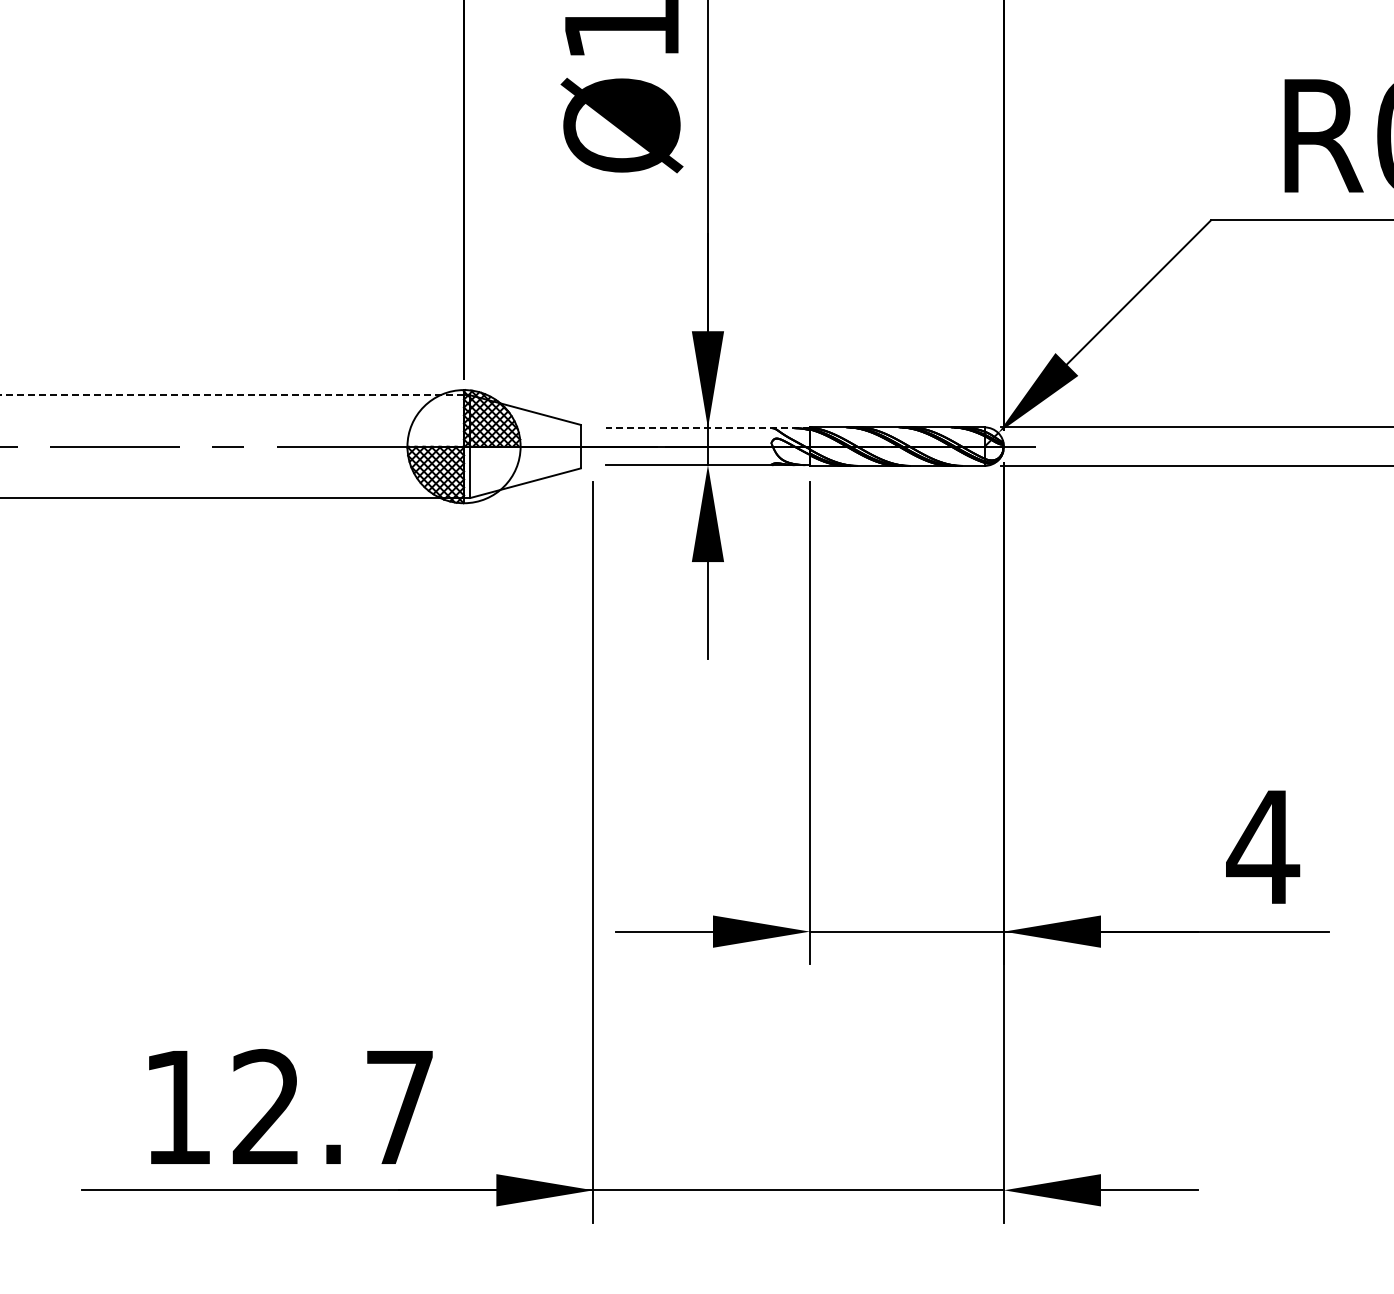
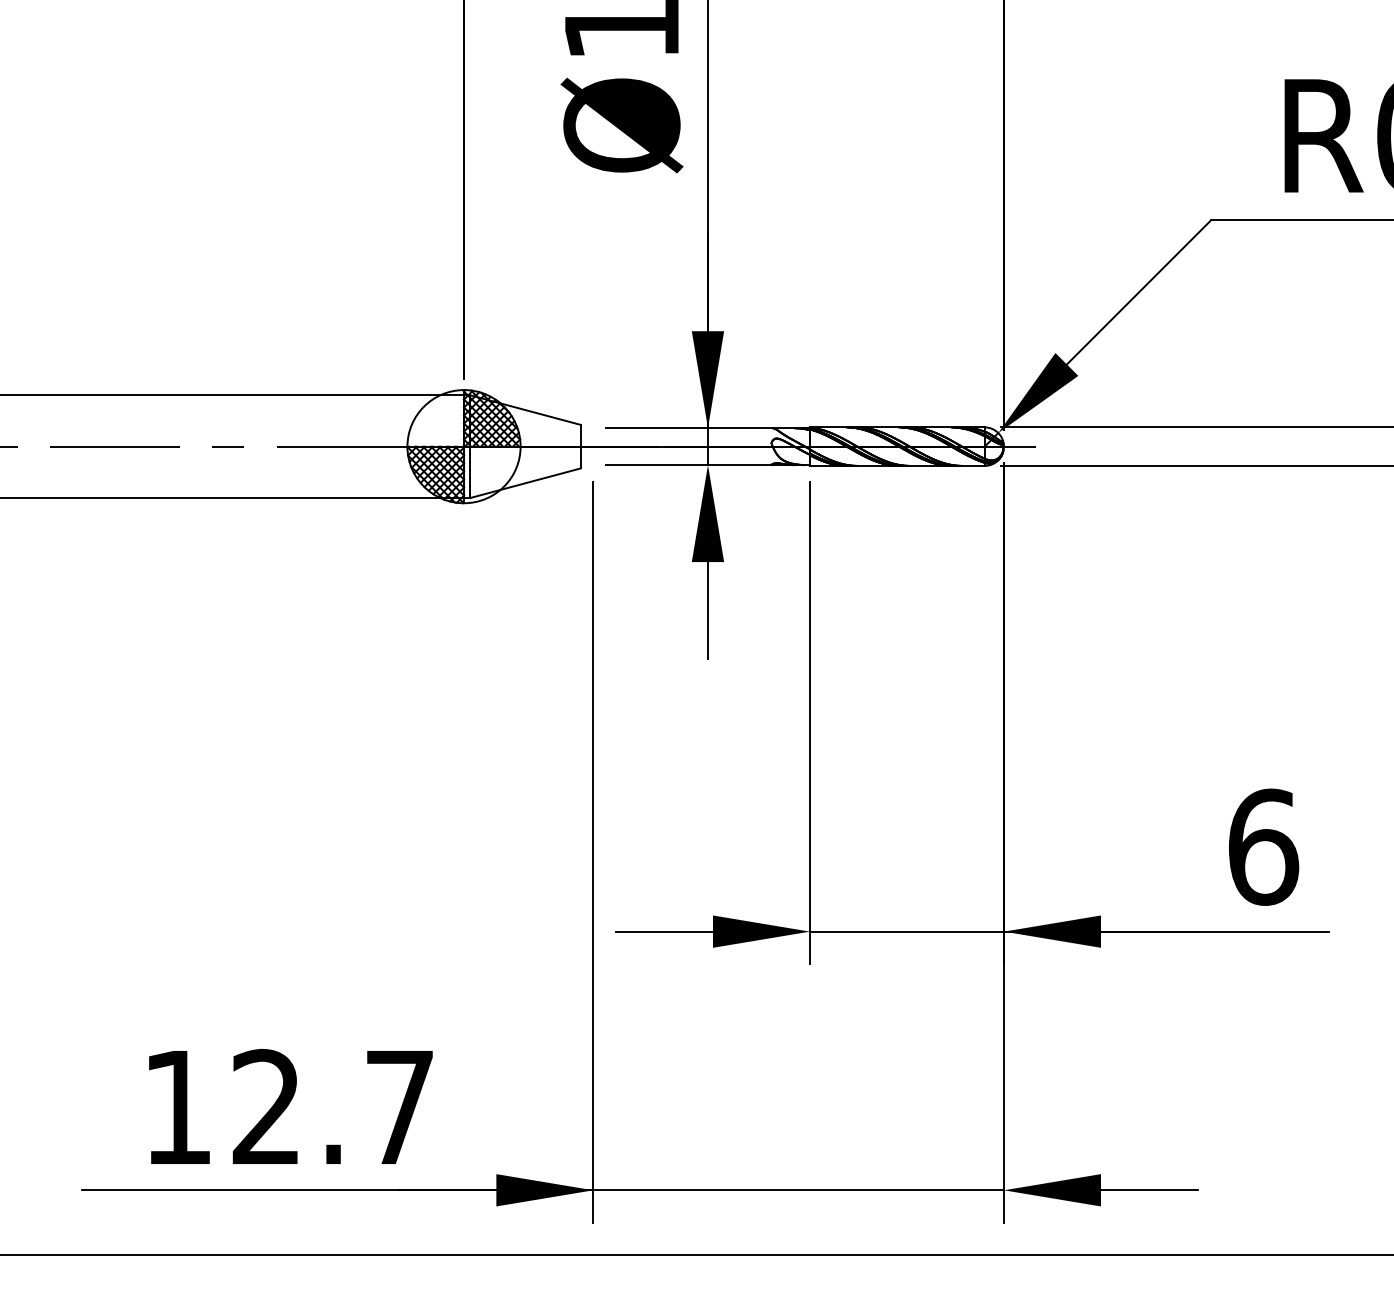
line: dashed -> solid (232, 395)
line: dashed -> solid (707, 428)
text: 4 -> 6 (1263, 846)
line: none -> present (696, 1254)
